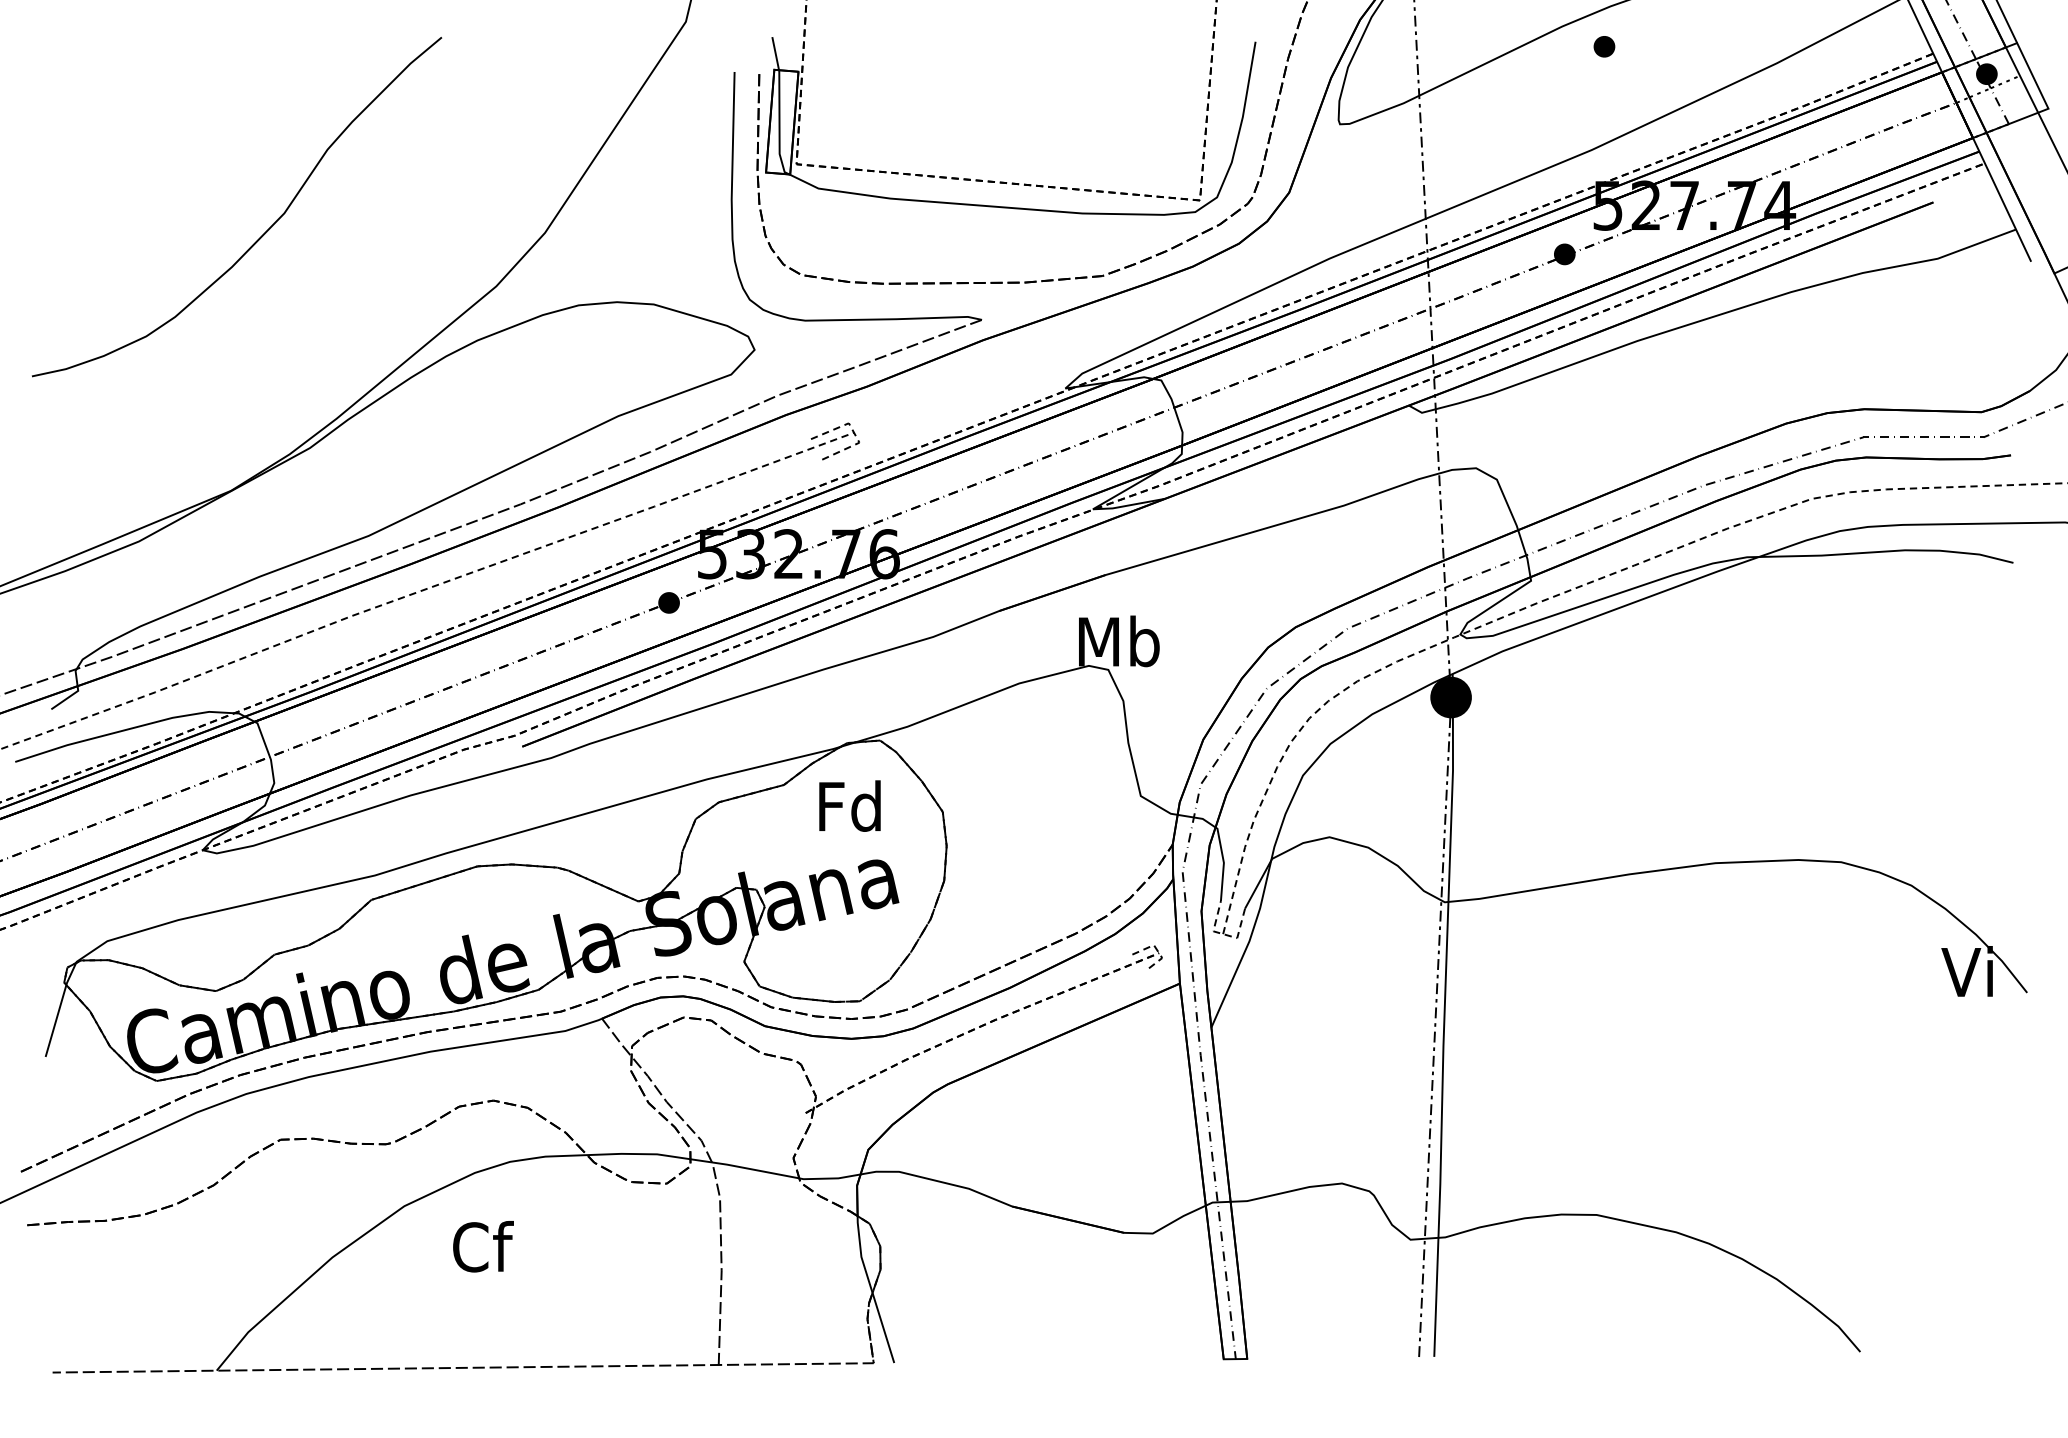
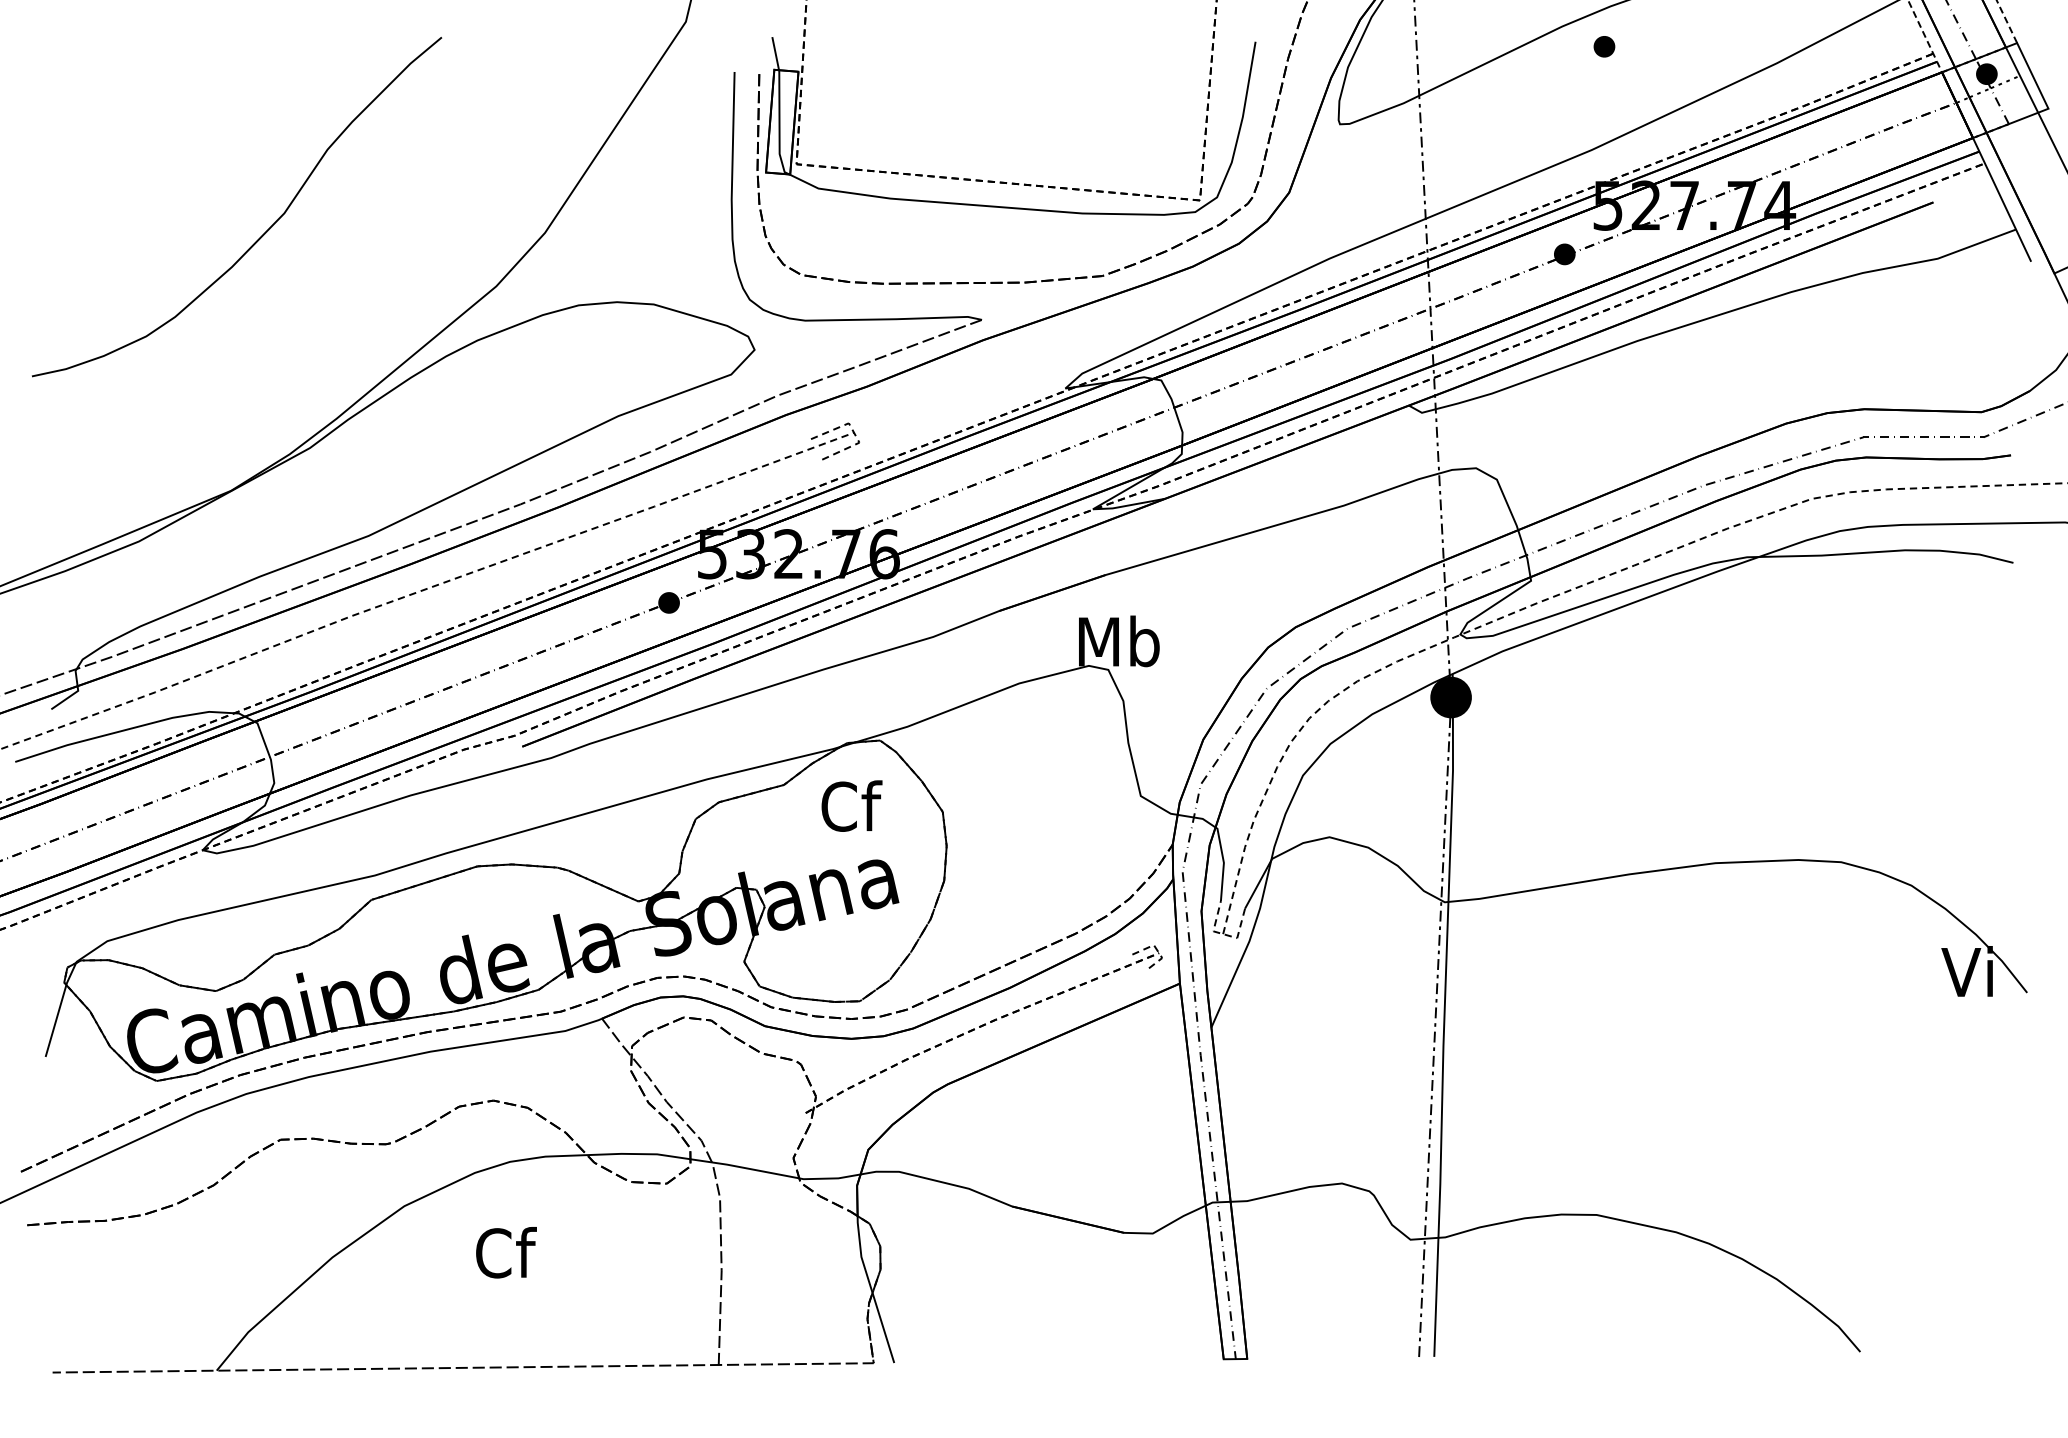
line: solid -> dashed (2007, 21)
line: solid -> dashed (1925, 37)
text: Fd -> Cf (850, 805)
text position: (483, 1246) -> (506, 1252) (506, 1252)
